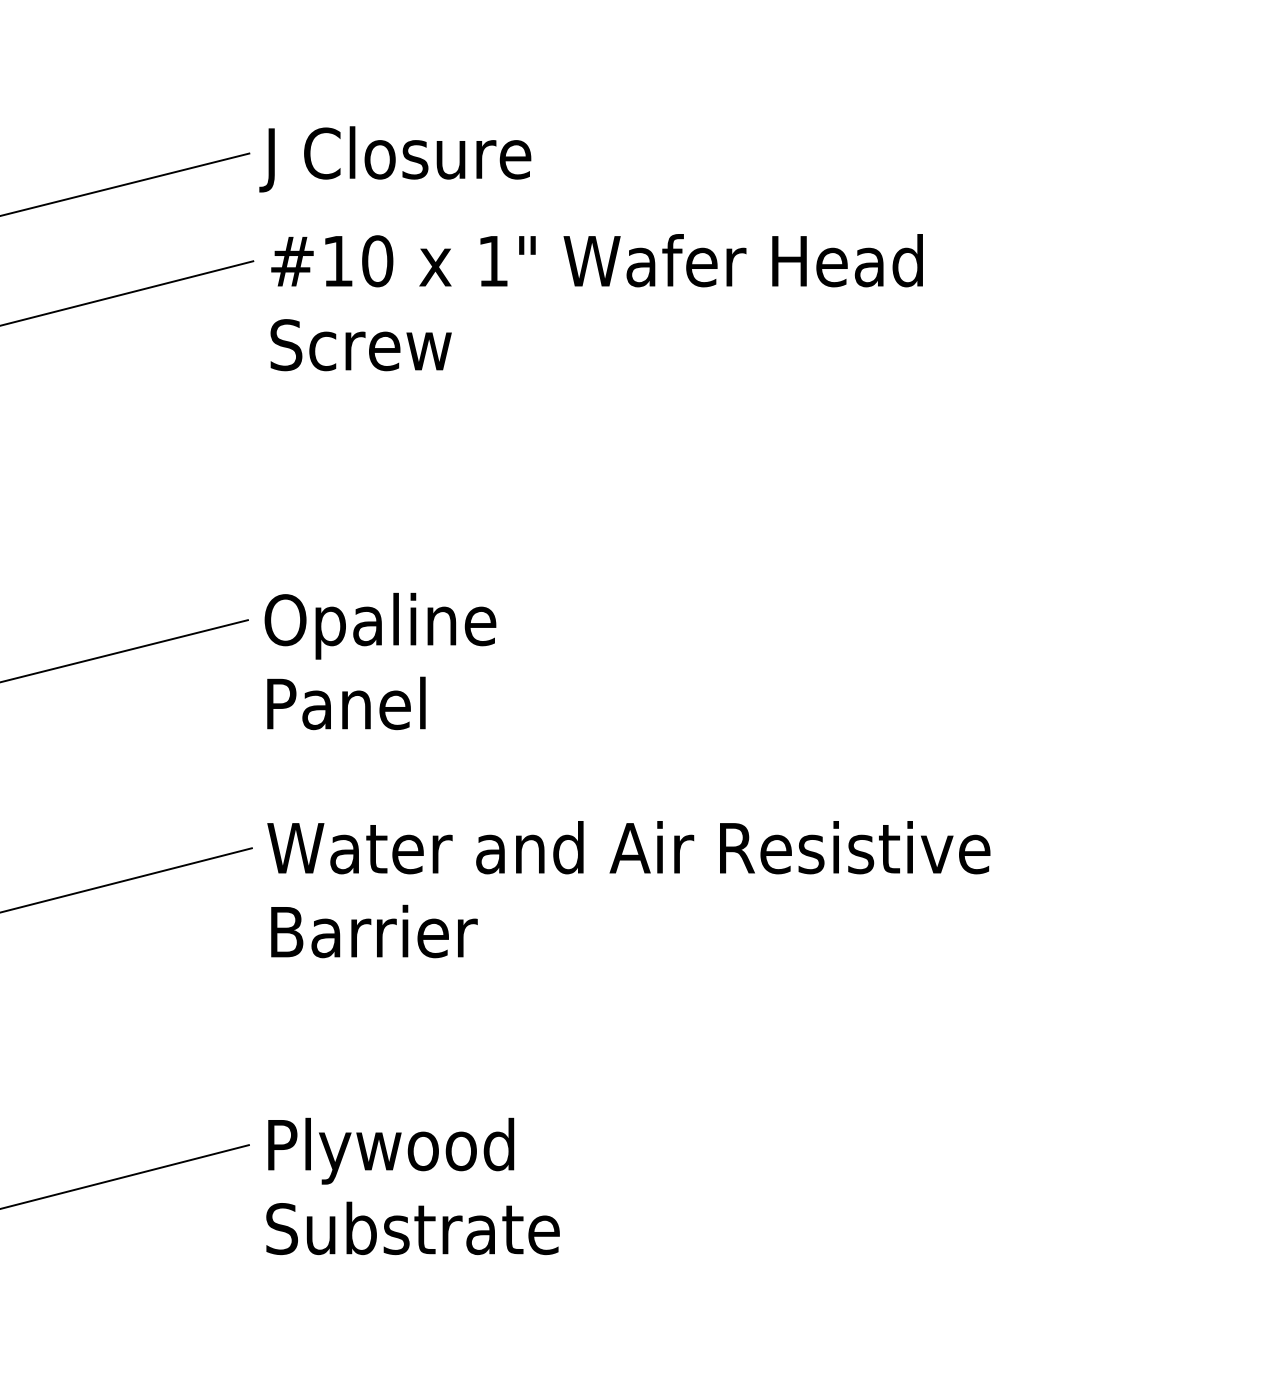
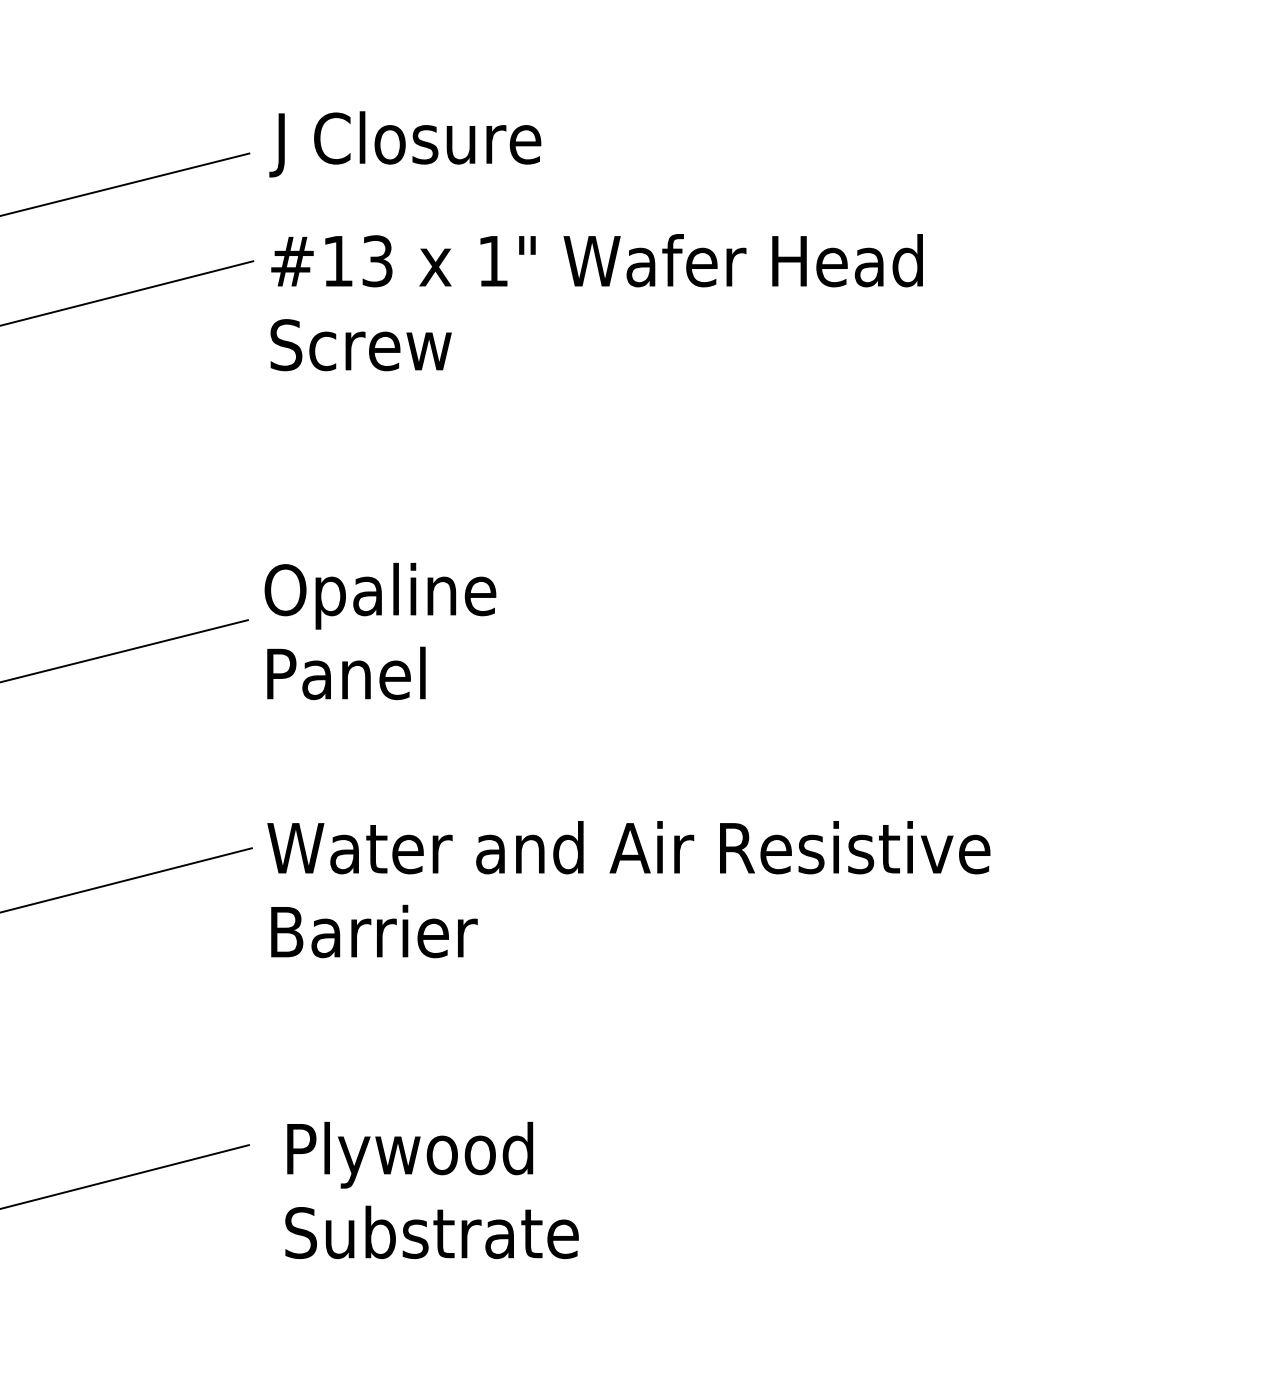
text position: (395, 159) -> (405, 144) (405, 144)
text: #10 -> #13 (377, 261)
text position: (380, 661) -> (380, 631) (380, 631)
text position: (412, 1186) -> (431, 1190) (431, 1190)
